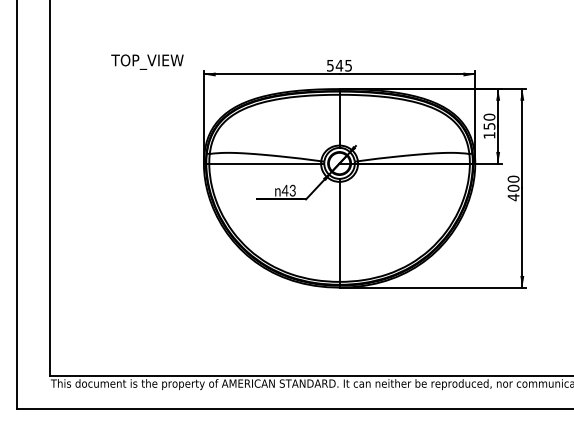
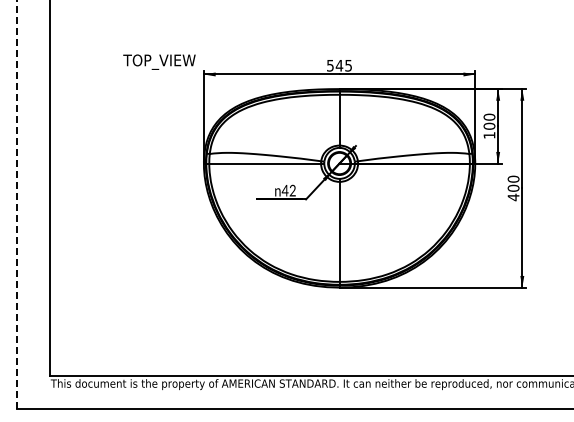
text position: (147, 61) -> (159, 61) (159, 61)
text: 150 -> 100 (489, 125)
text: 43 -> 42 (292, 192)
line: solid -> dashed (17, 204)
